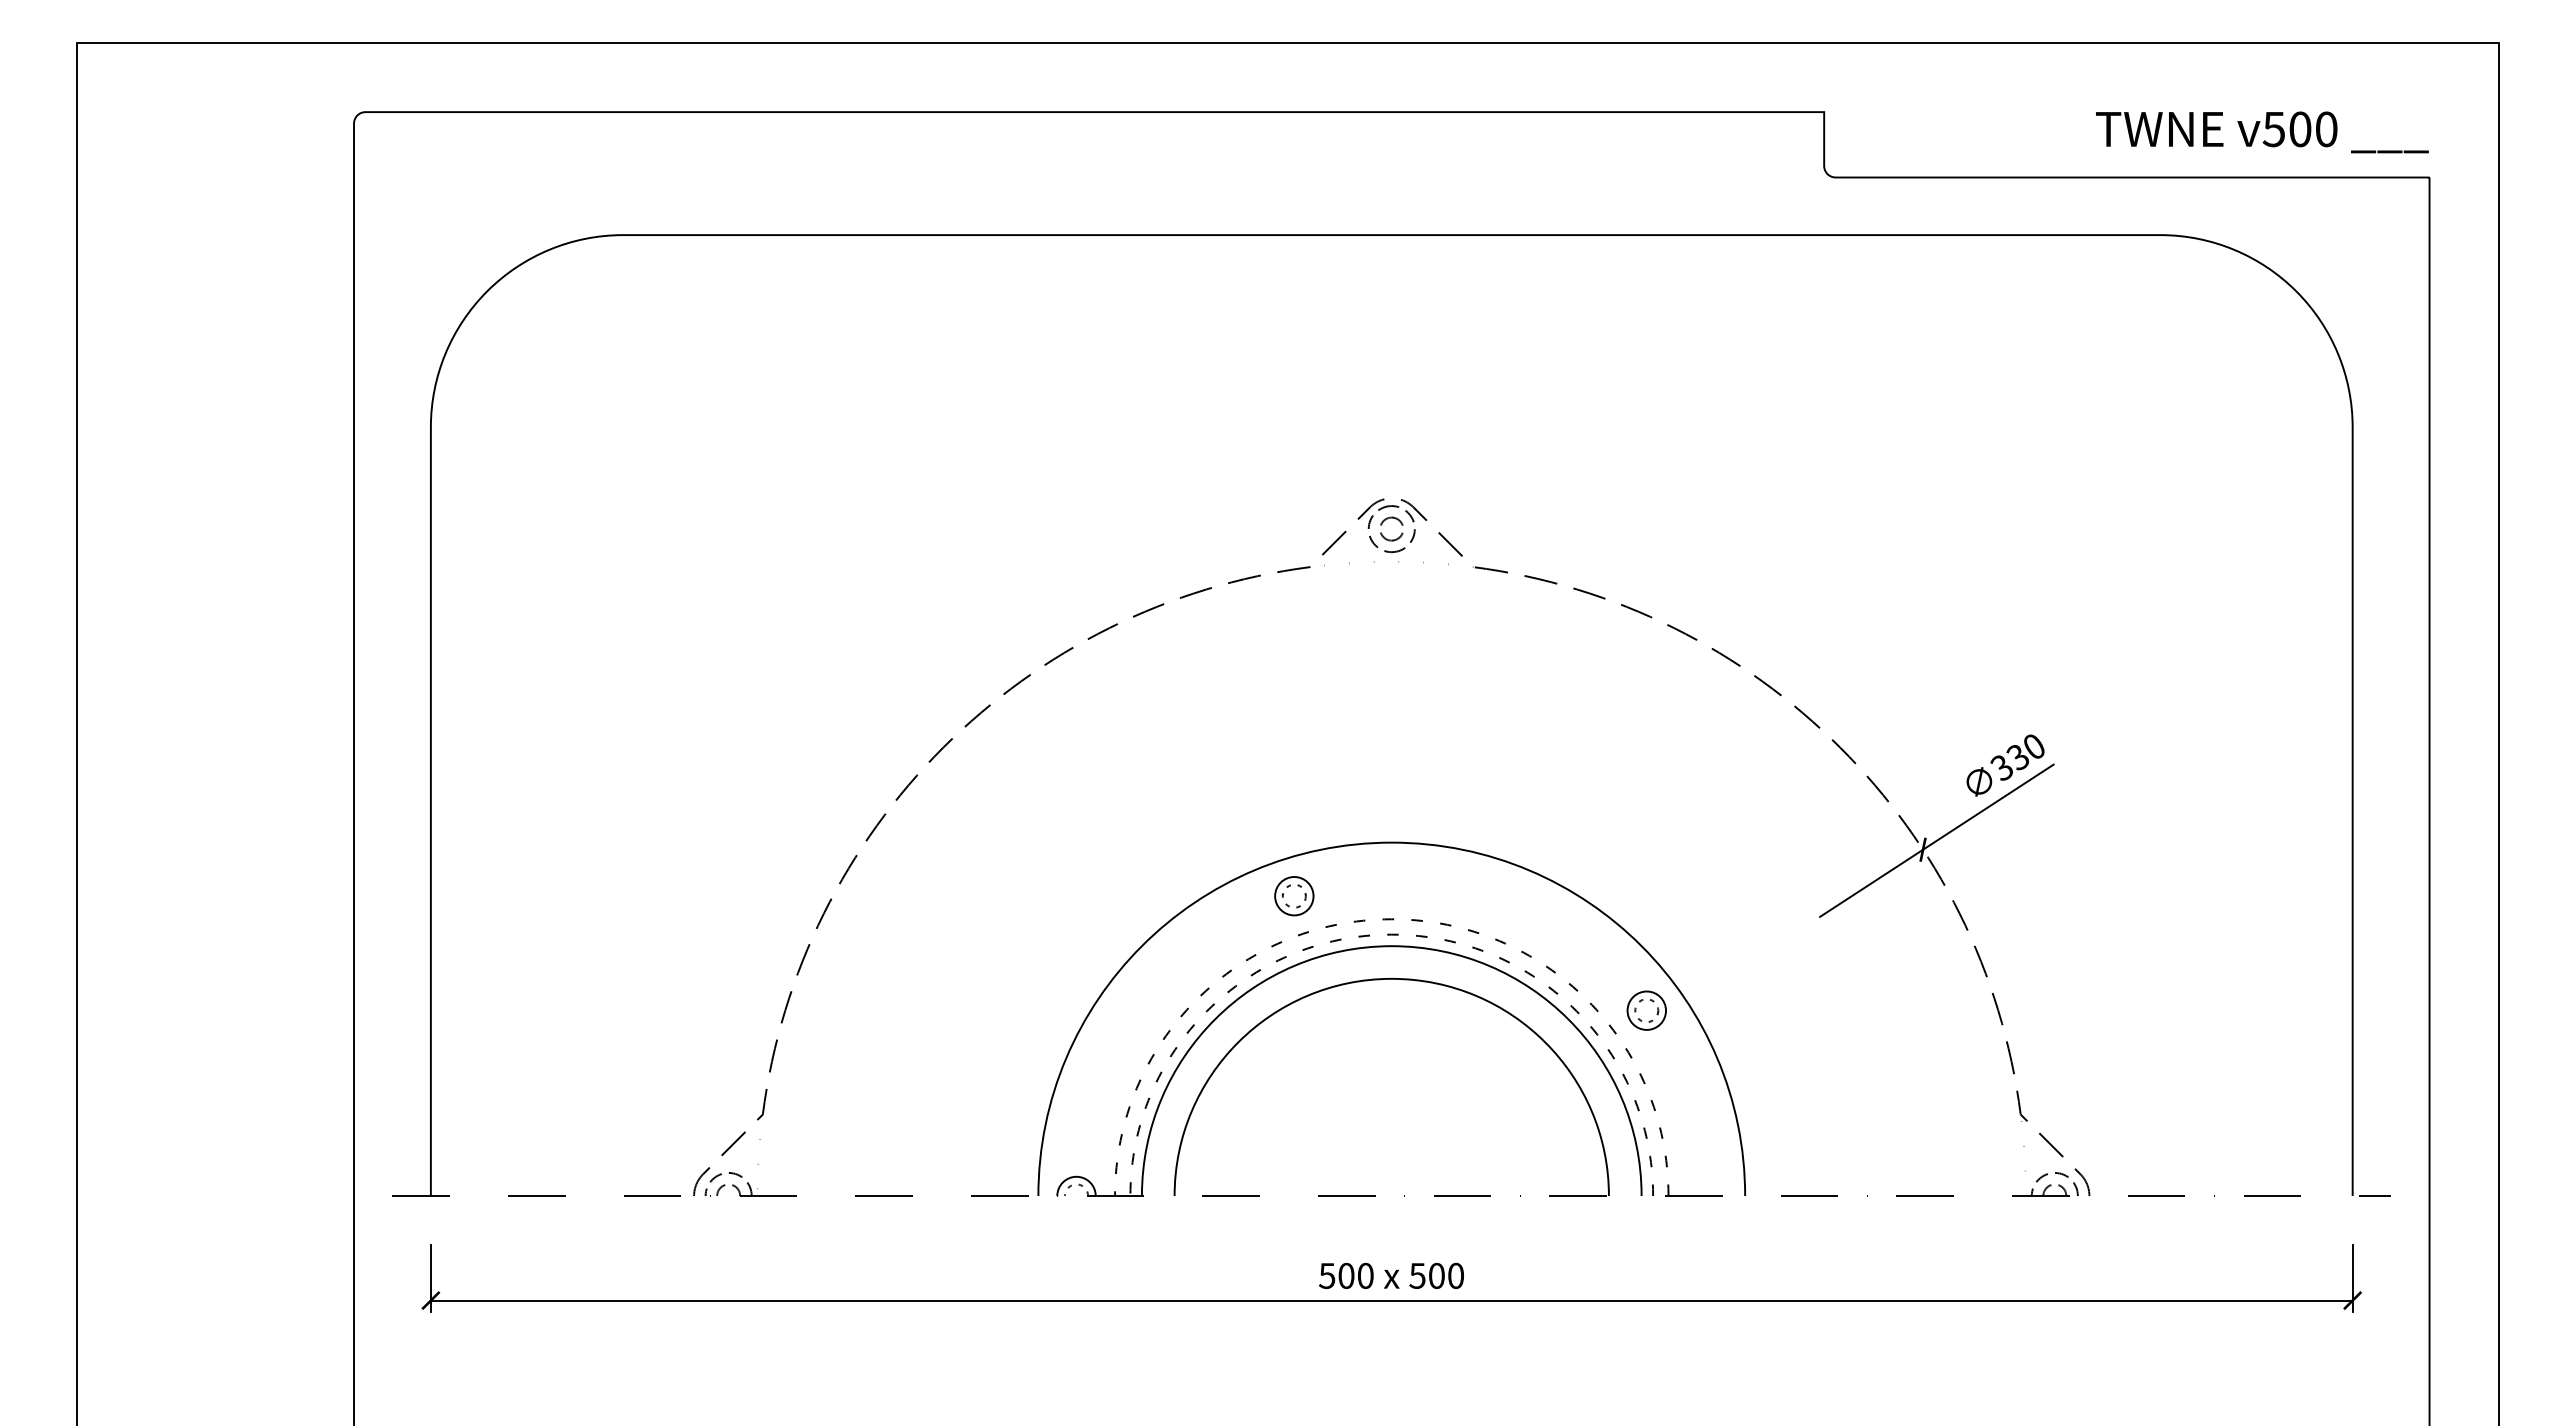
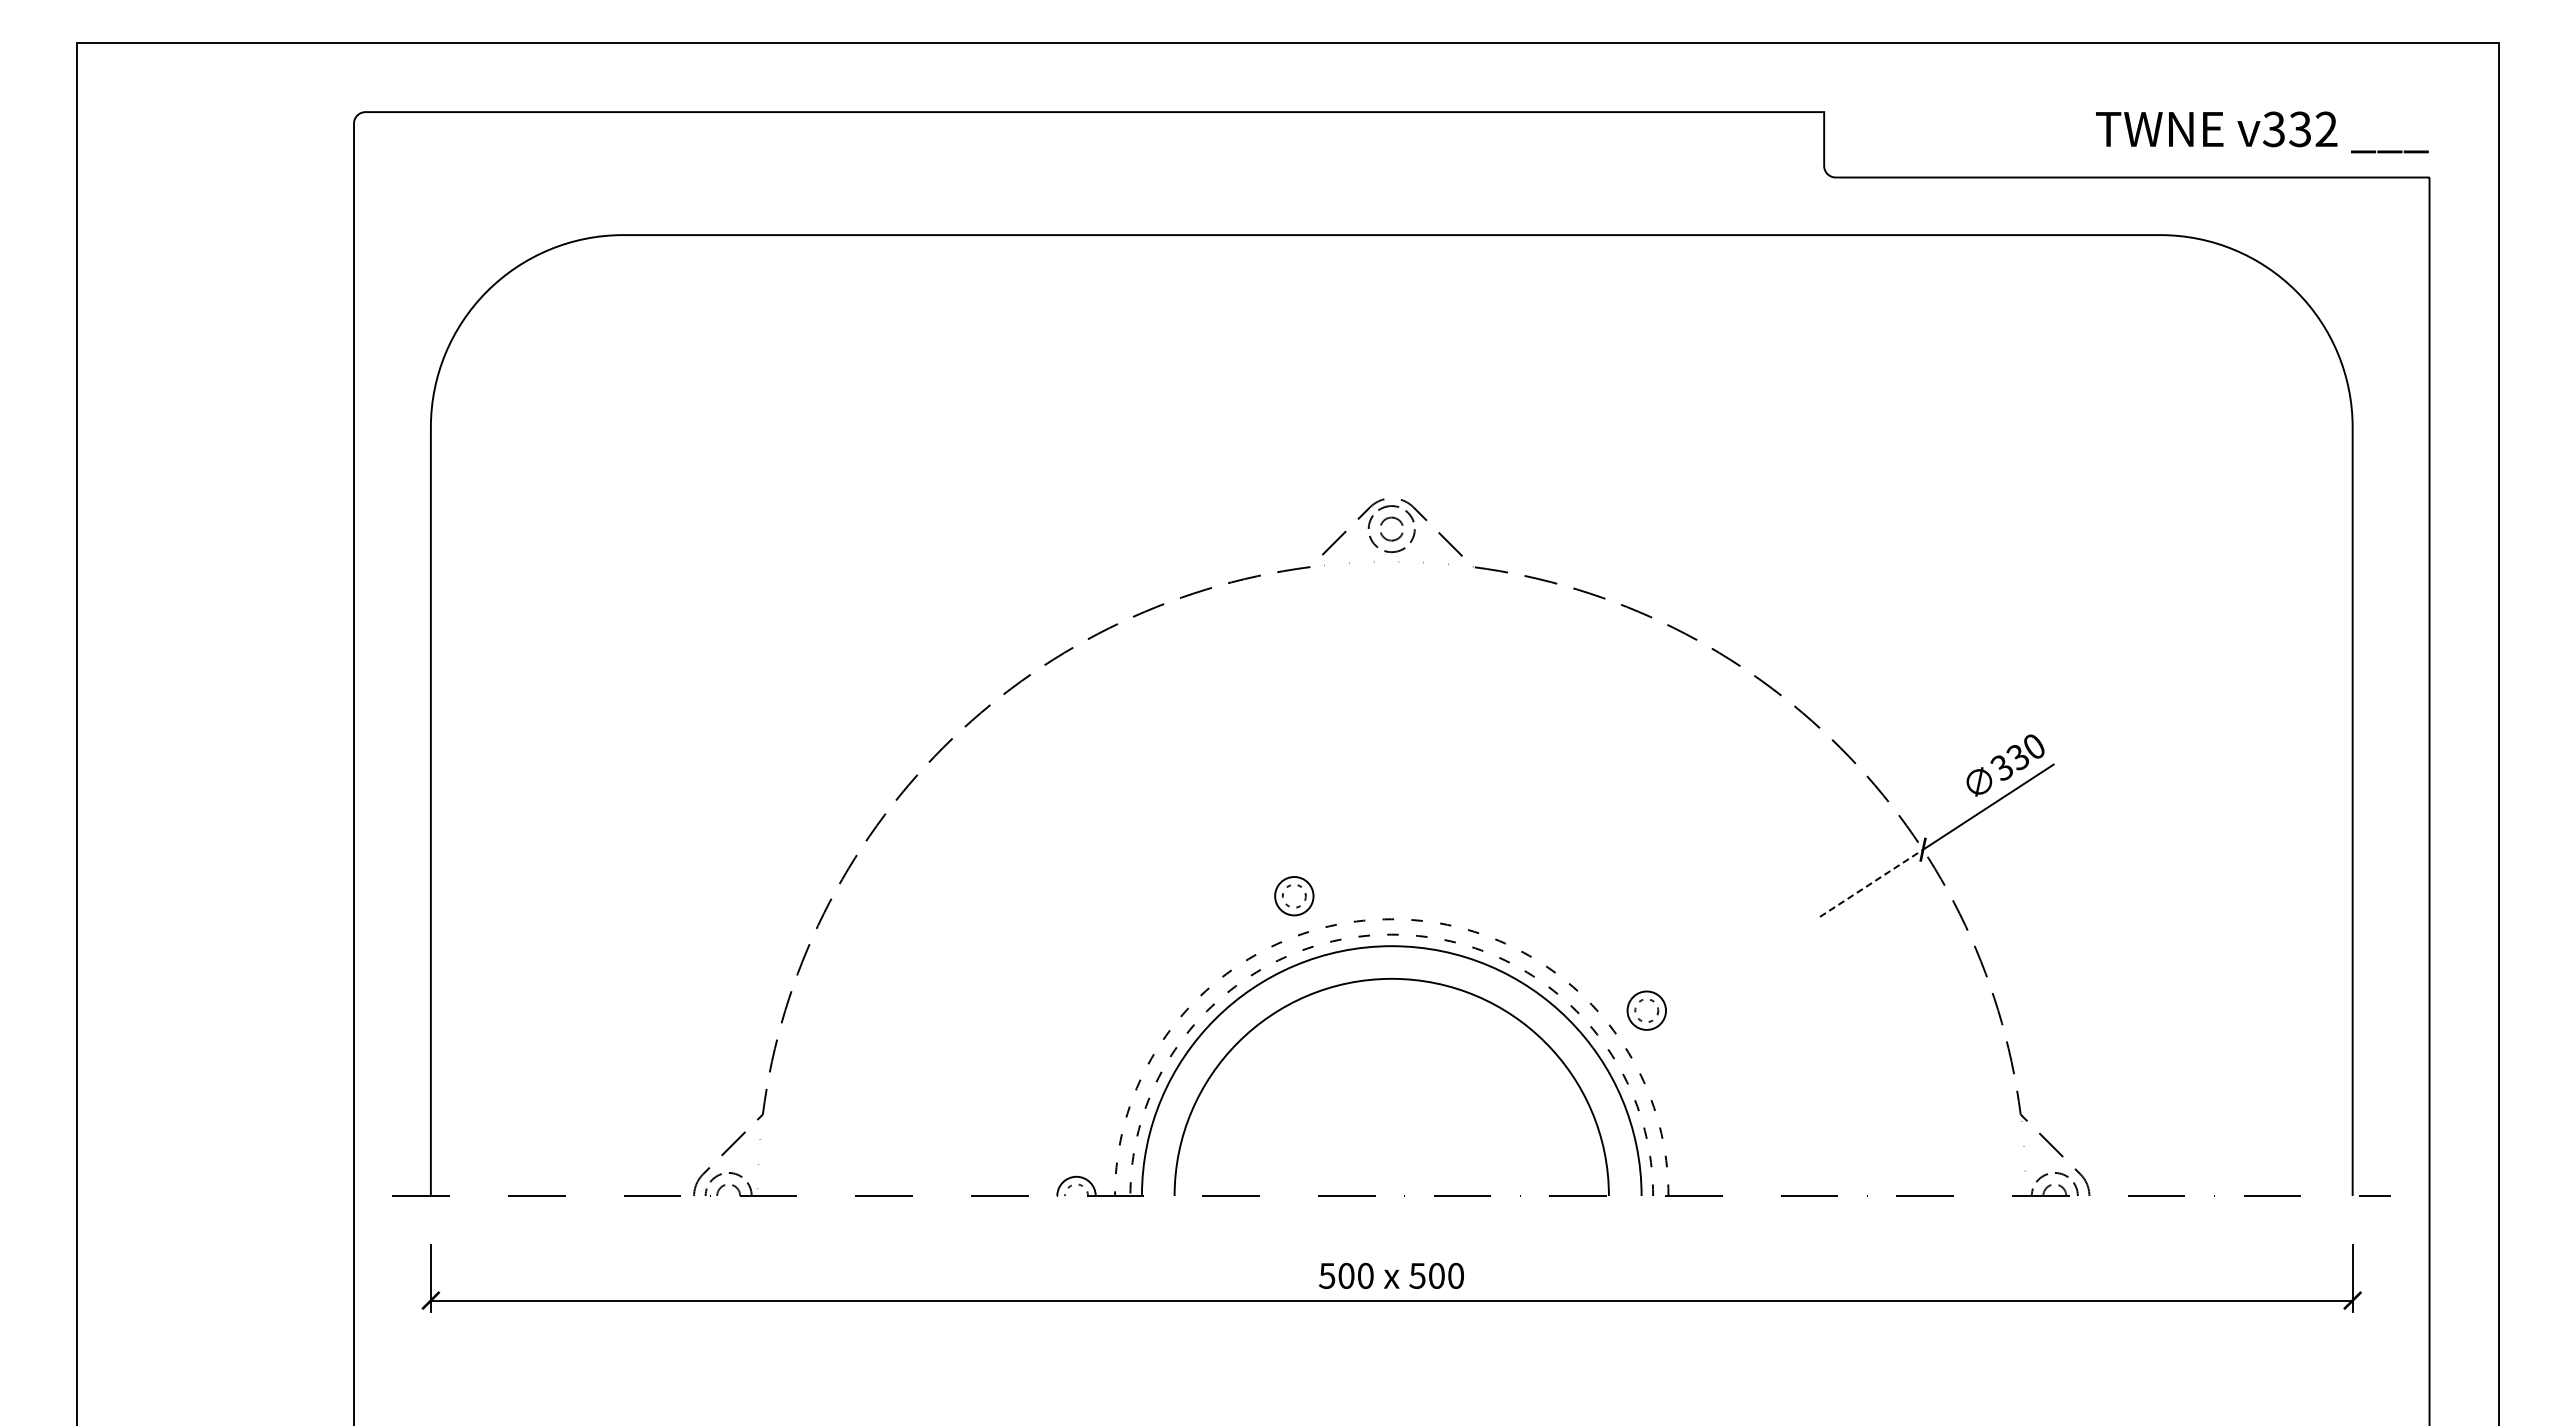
text: v500 -> v332 (2300, 129)
arc: present -> none (1373, 844)
line: solid -> dashed (1871, 883)
